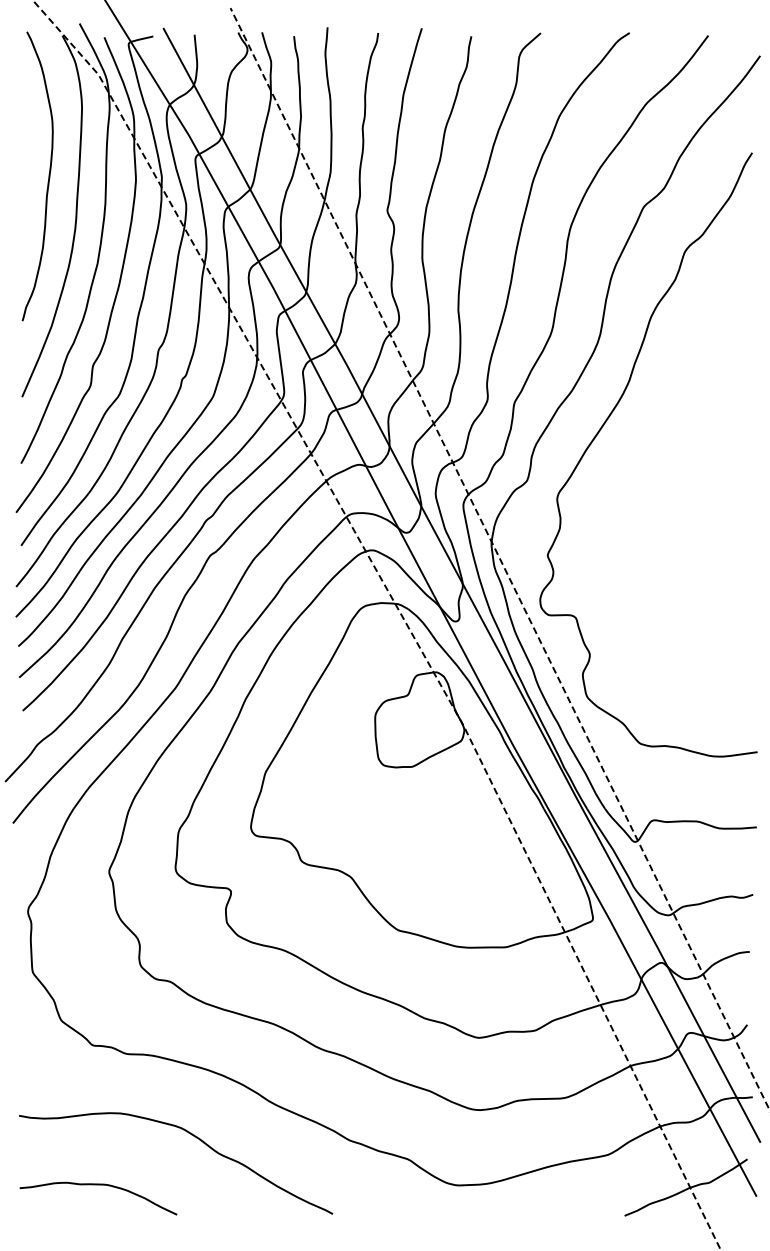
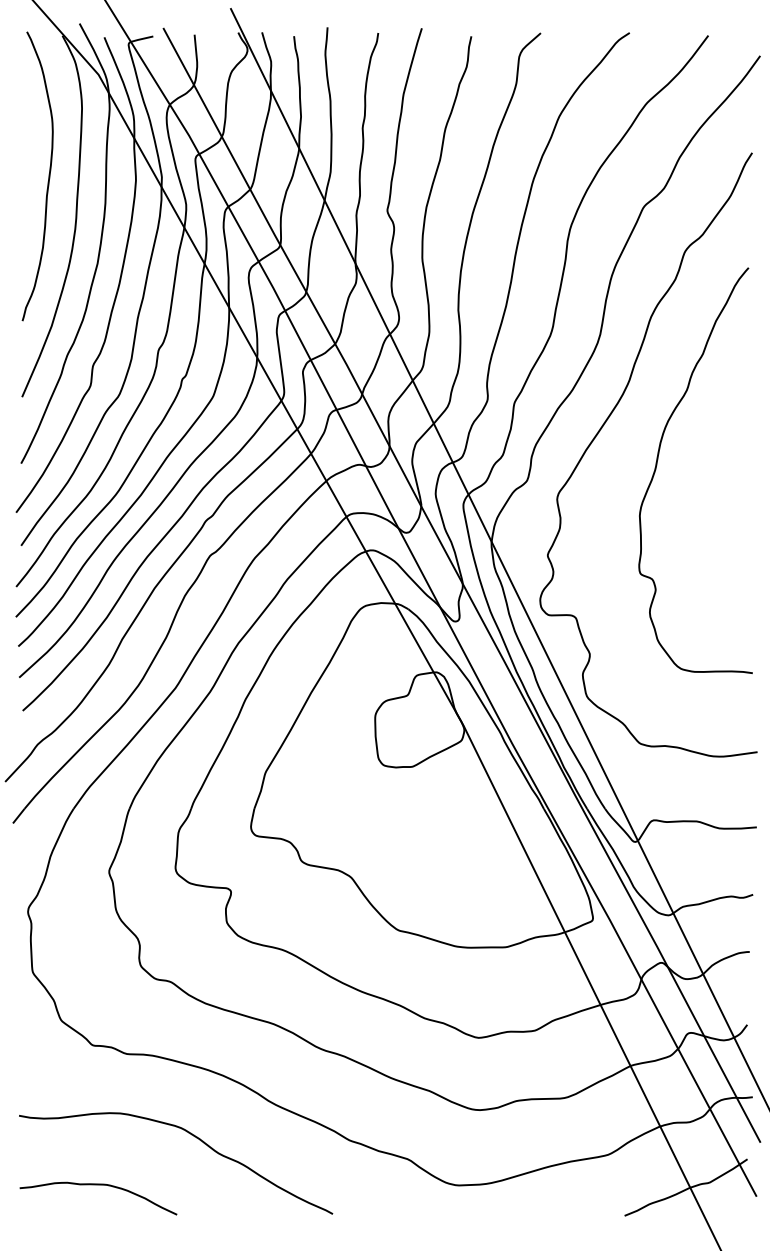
curve: none -> present (657, 465)
line: dashed -> solid (499, 558)
line: dashed -> solid (399, 611)
